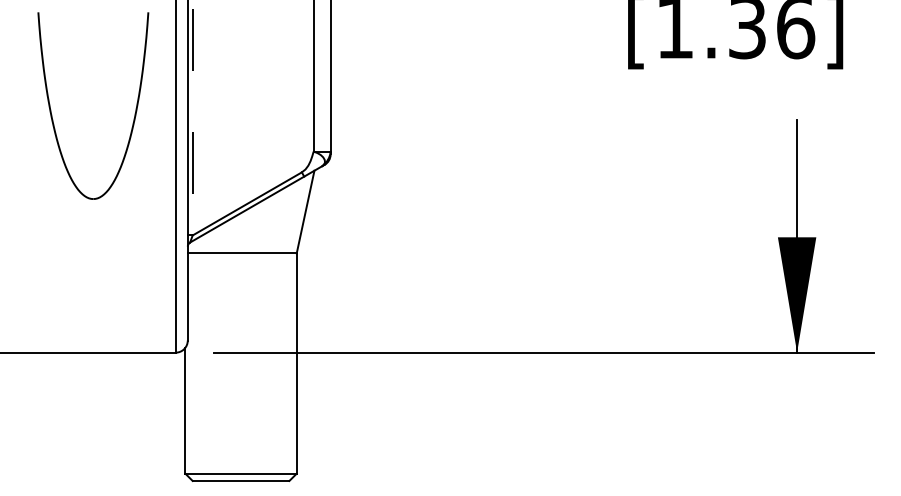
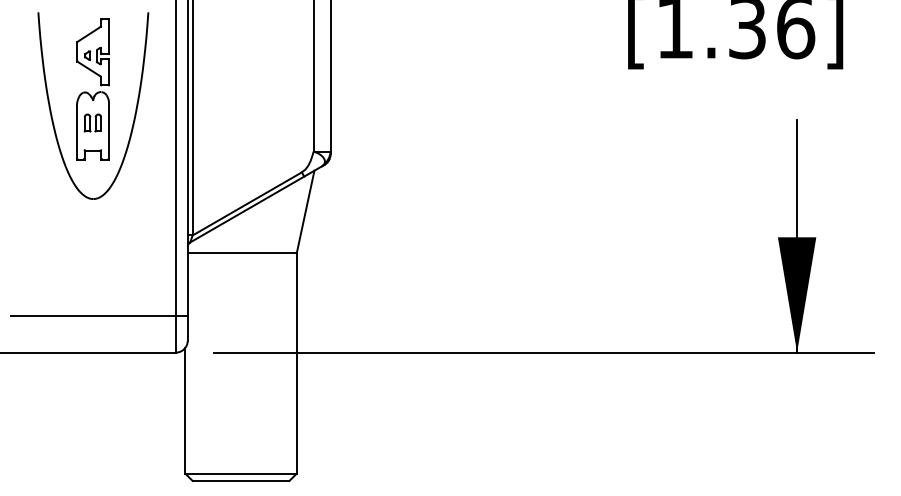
part: none -> present (92, 89)
line: dashed -> solid (192, 118)
line: none -> present (99, 316)
